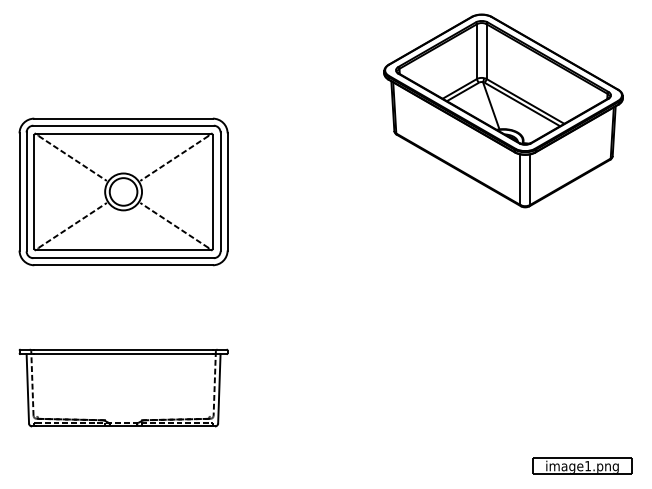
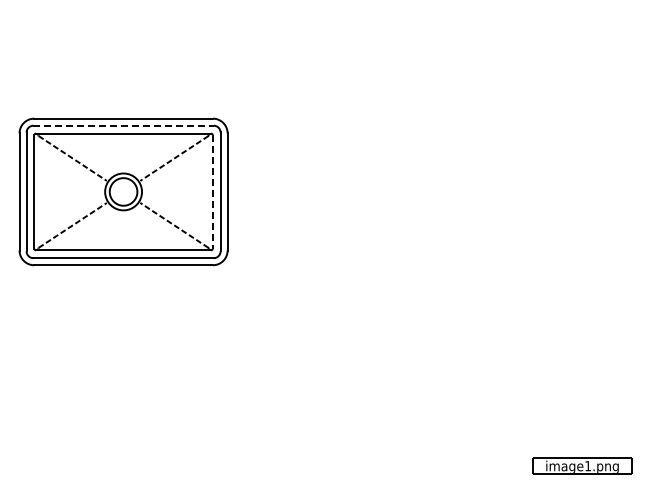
part: present -> none (503, 110)
line: solid -> dashed (124, 125)
line: solid -> dashed (212, 191)
part: present -> none (123, 387)
